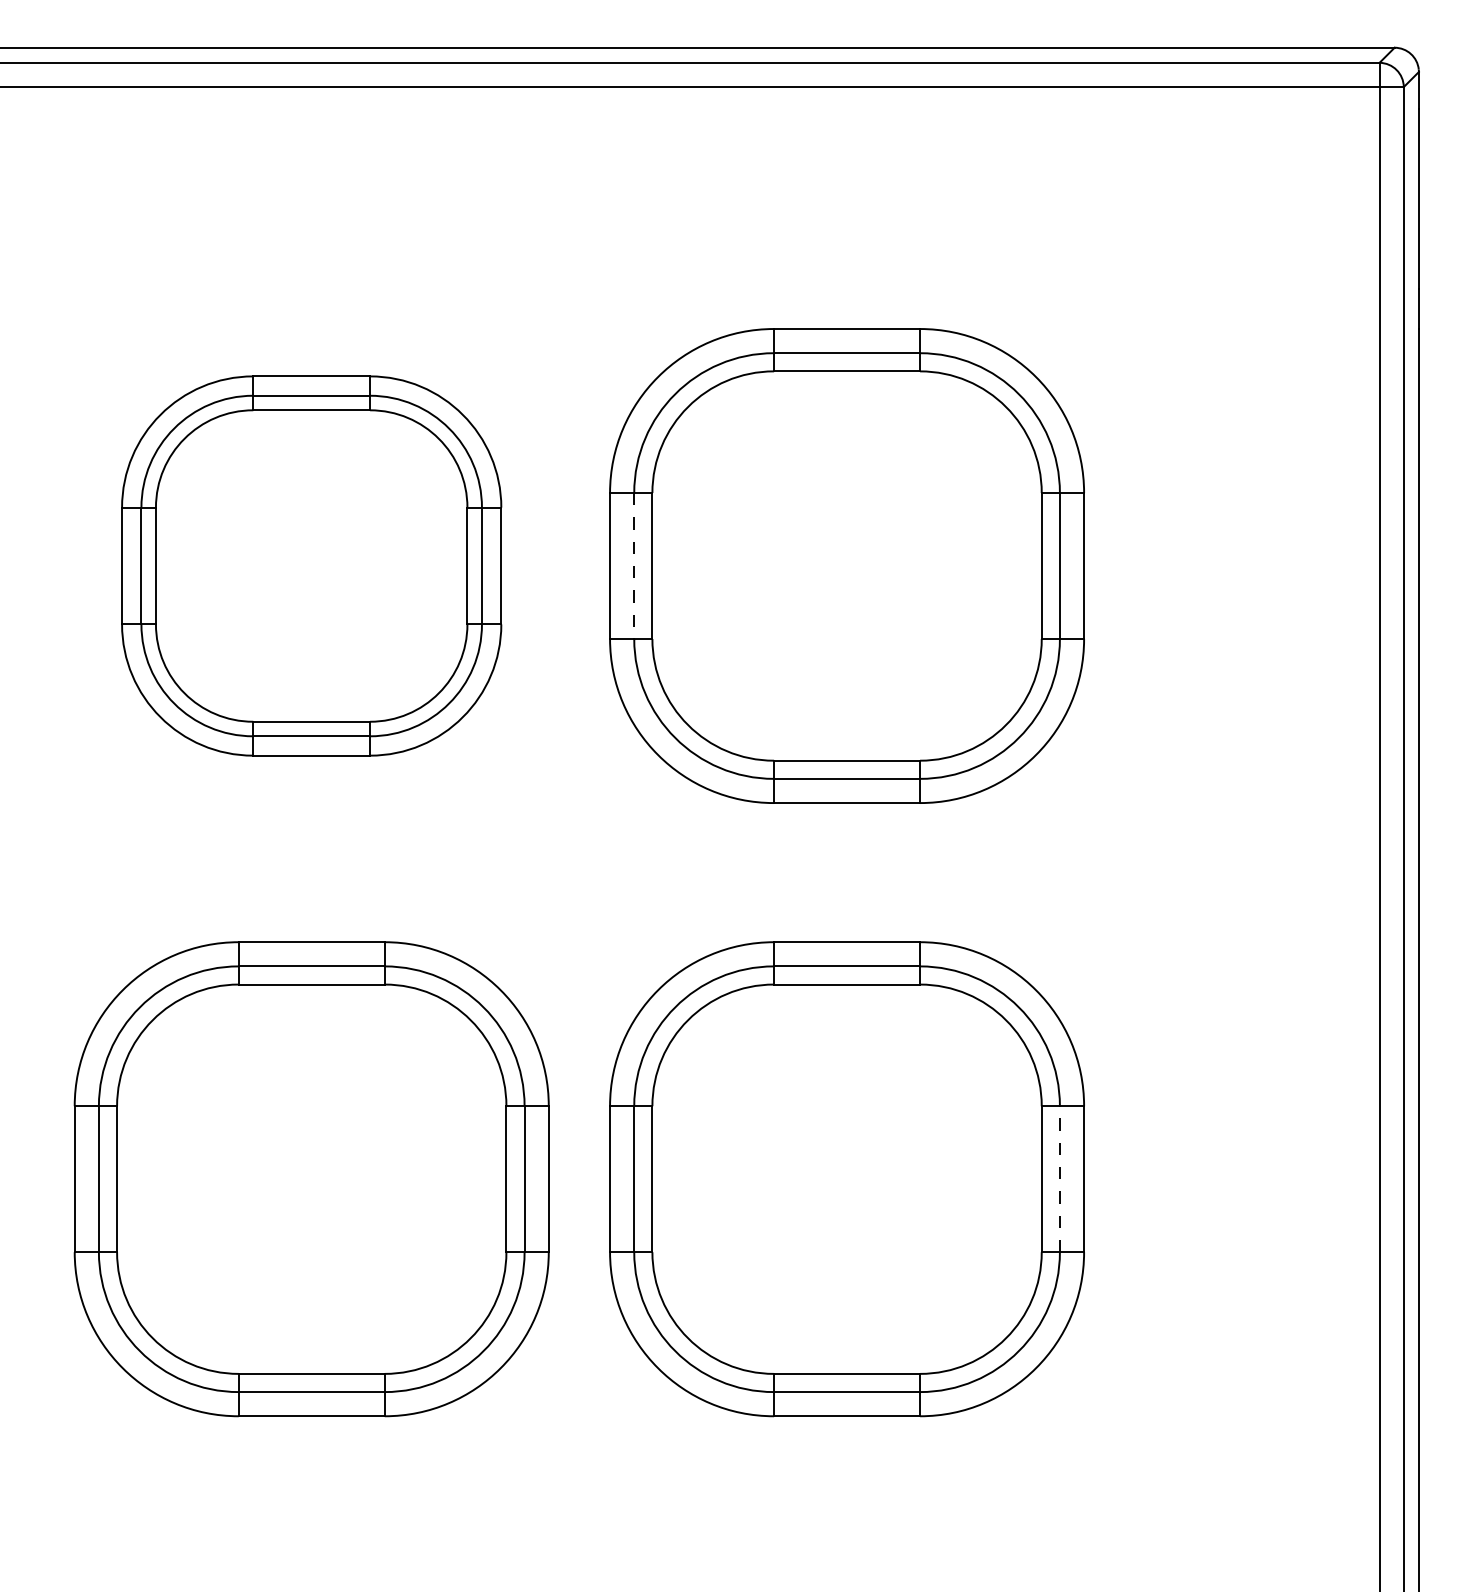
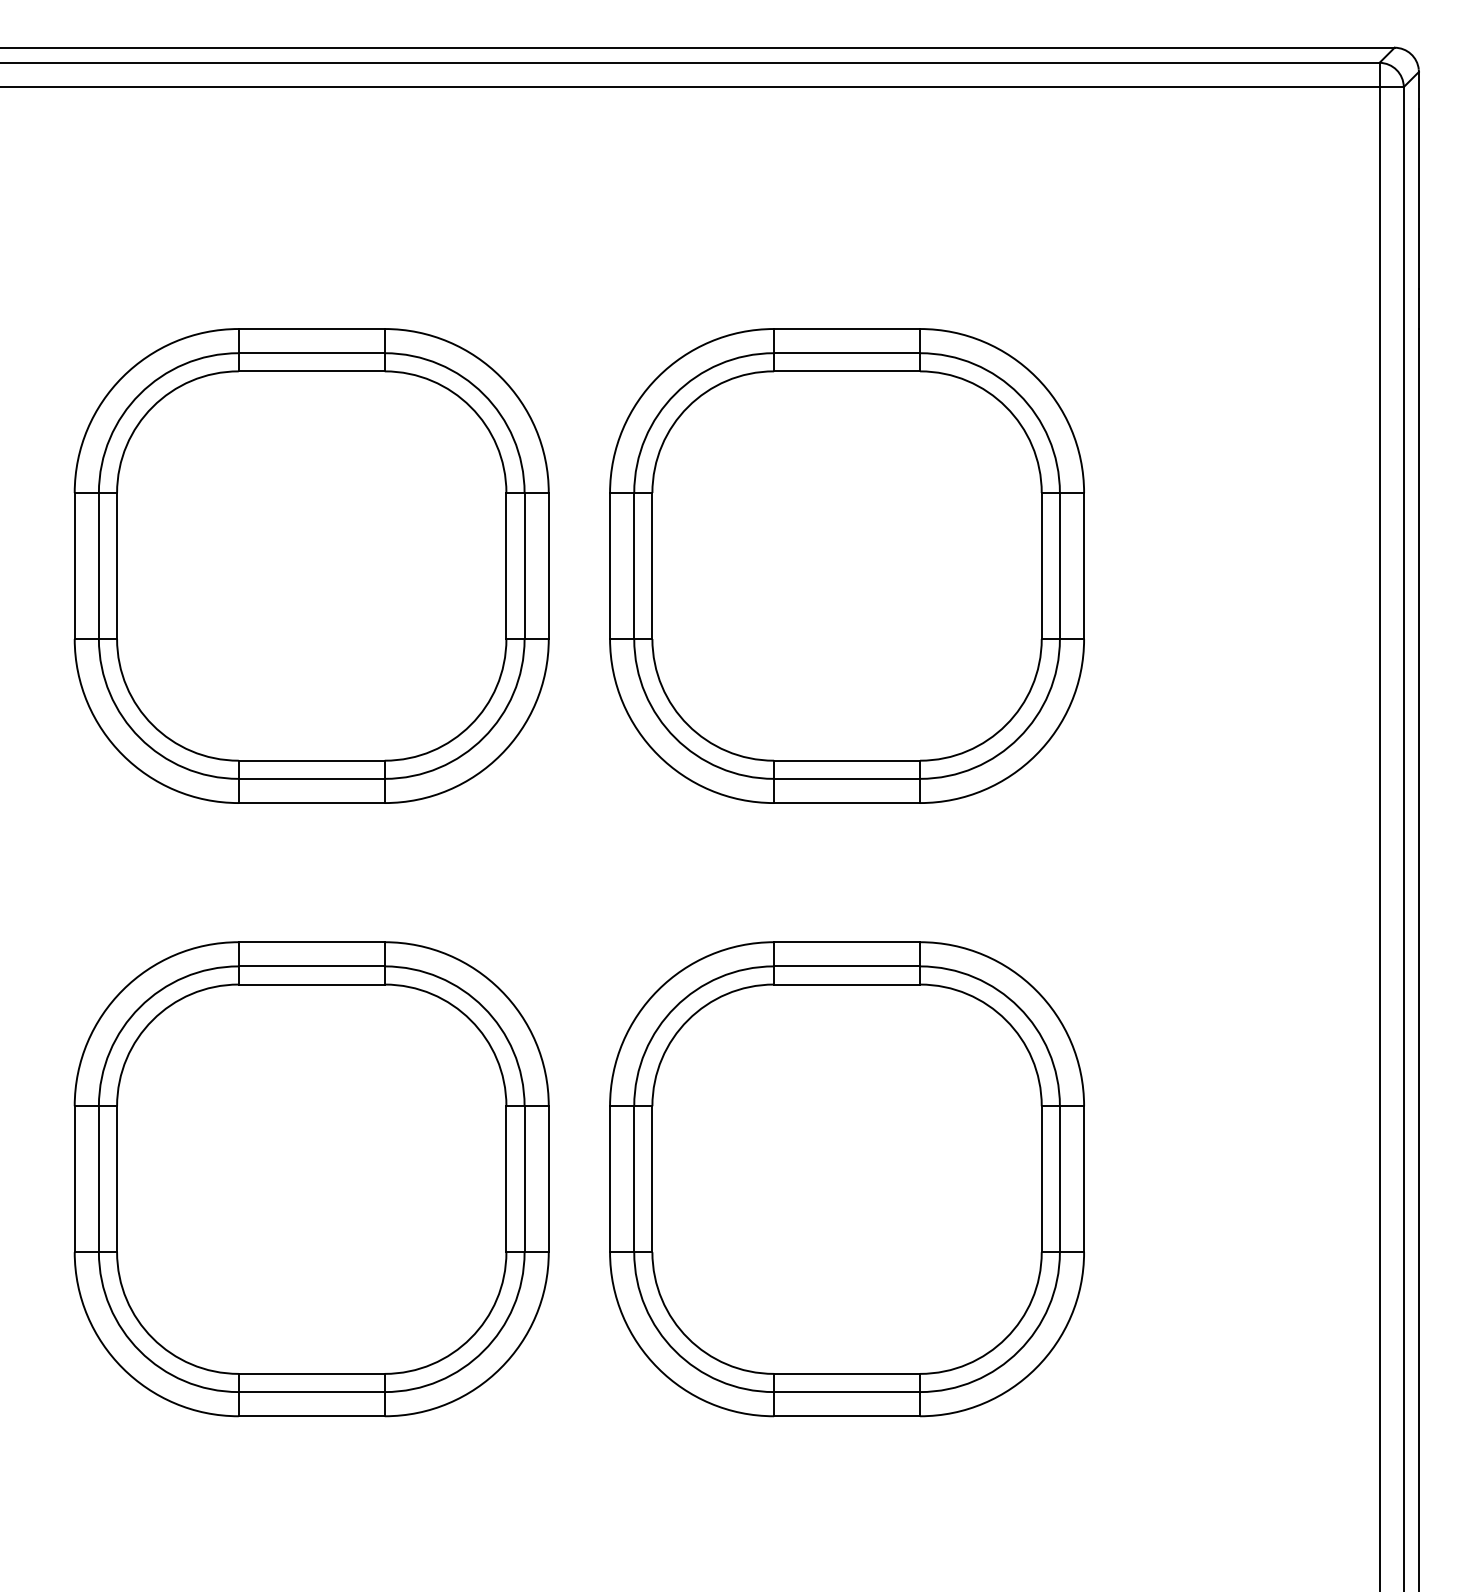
part size: 382x382 px -> 477x476 px (311, 565)
line: dashed -> solid (634, 566)
line: dashed -> solid (1059, 1179)
